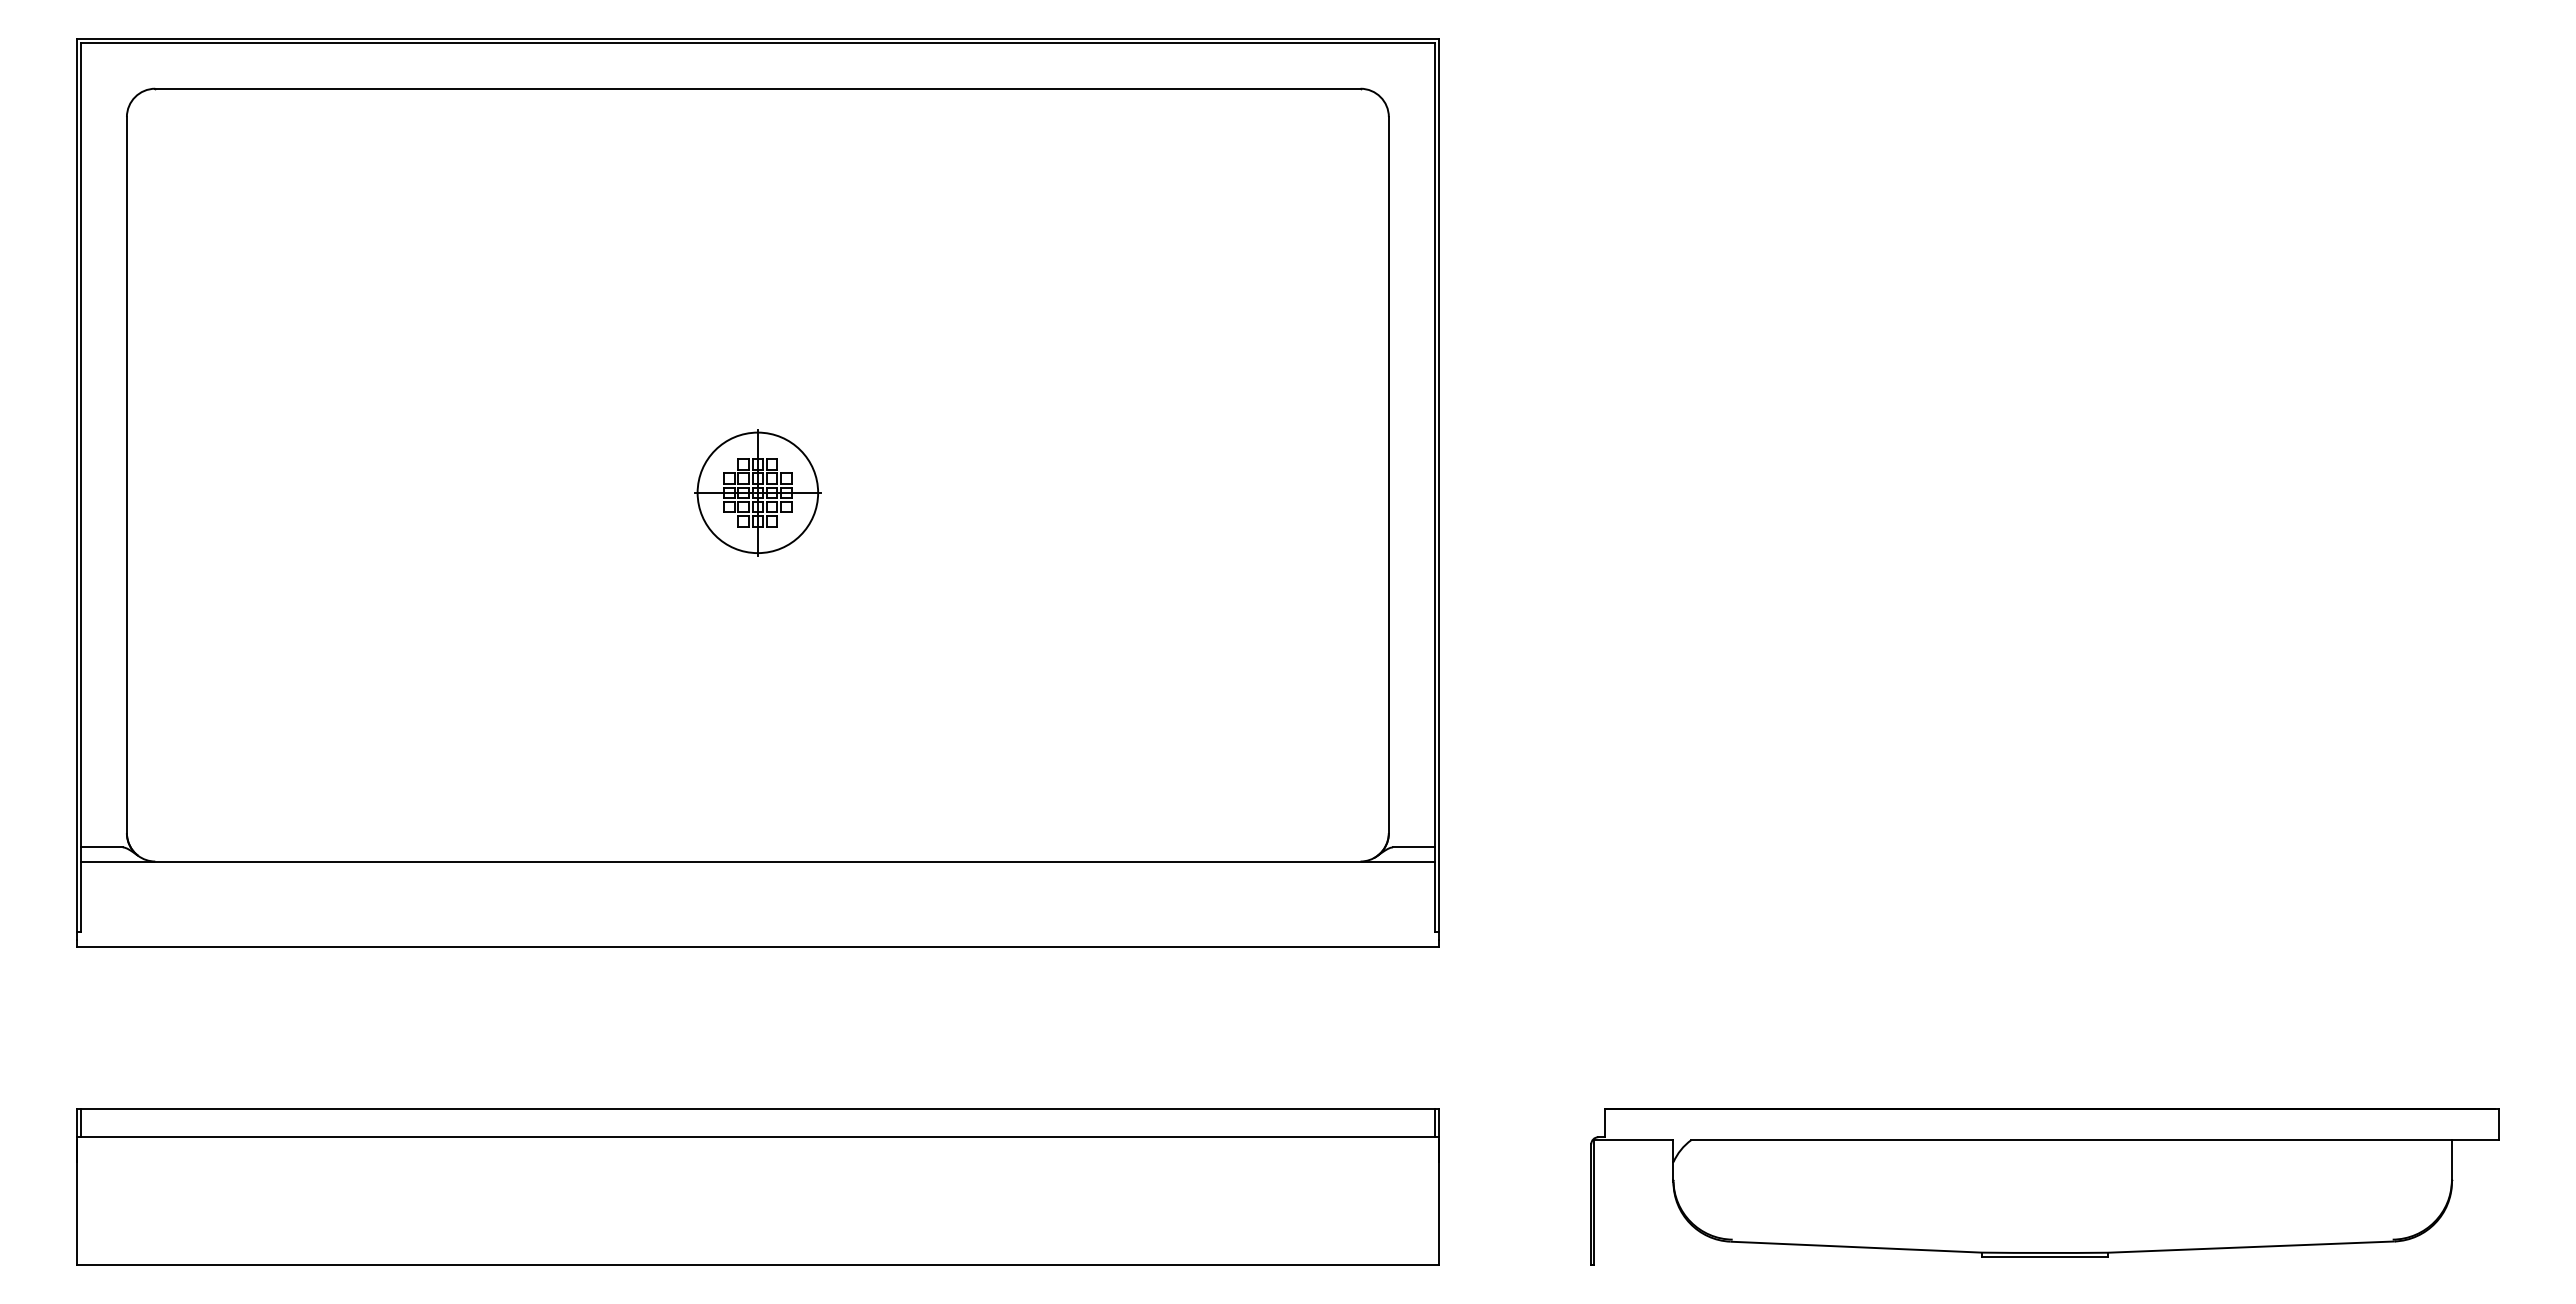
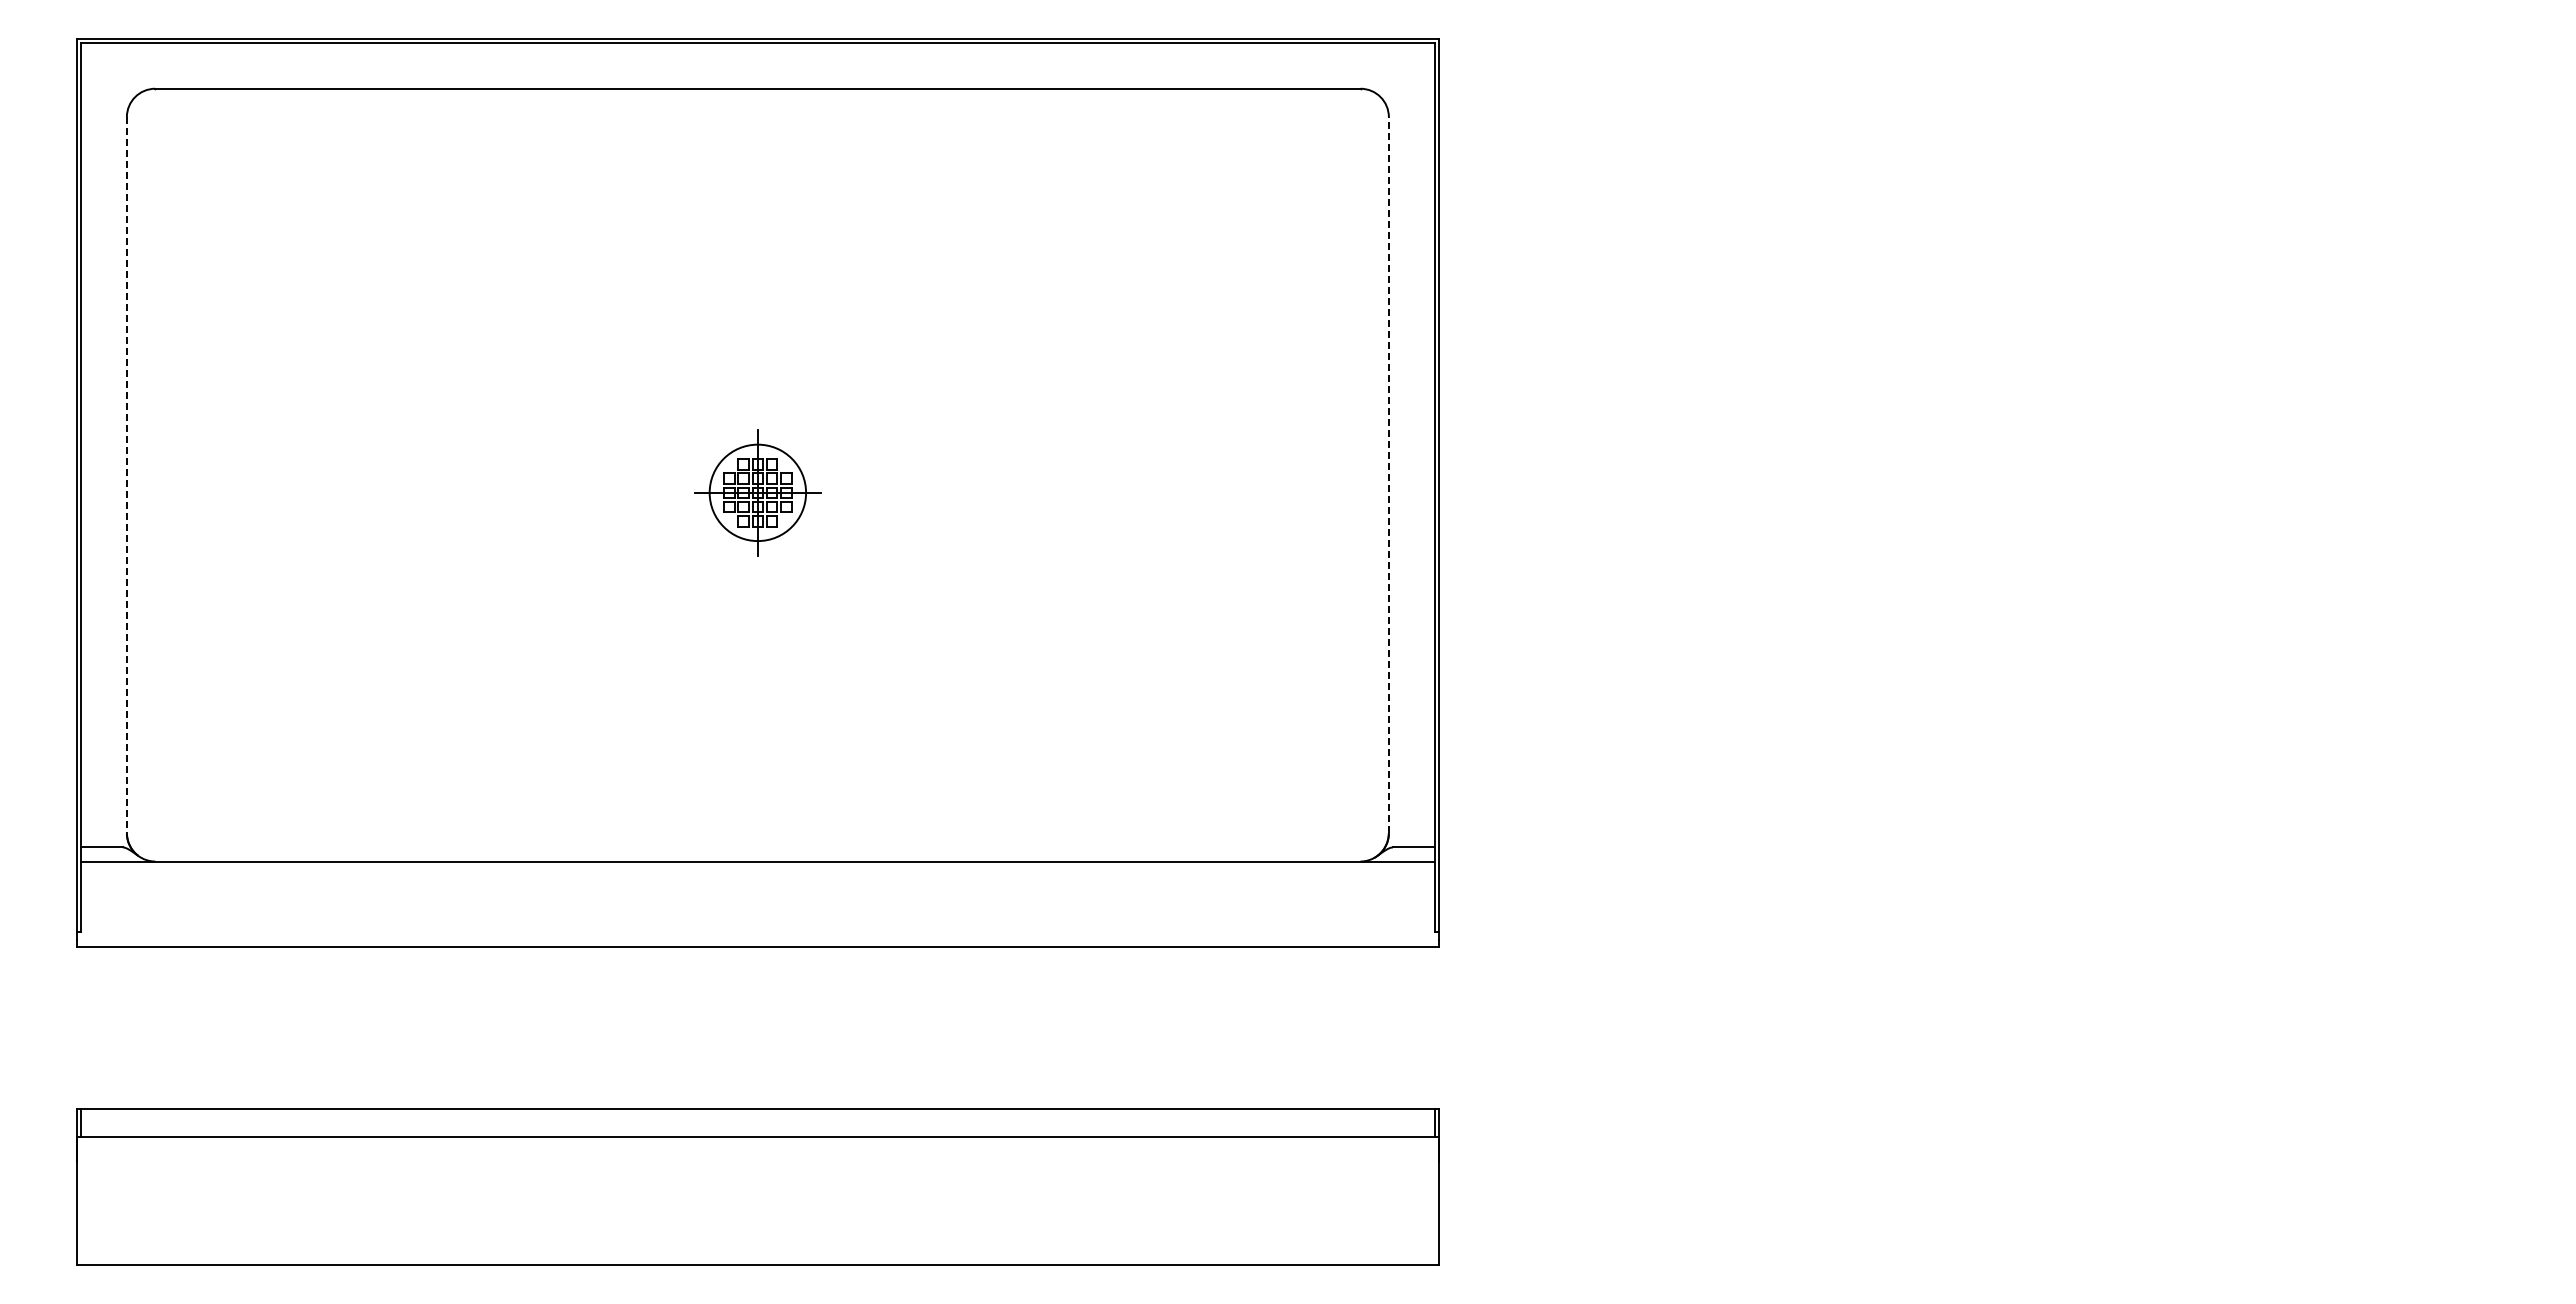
line: solid -> dashed (1388, 474)
line: solid -> dashed (126, 475)
circle diameter: 121 px -> 96 px (757, 492)
part: present -> none (2044, 1186)
